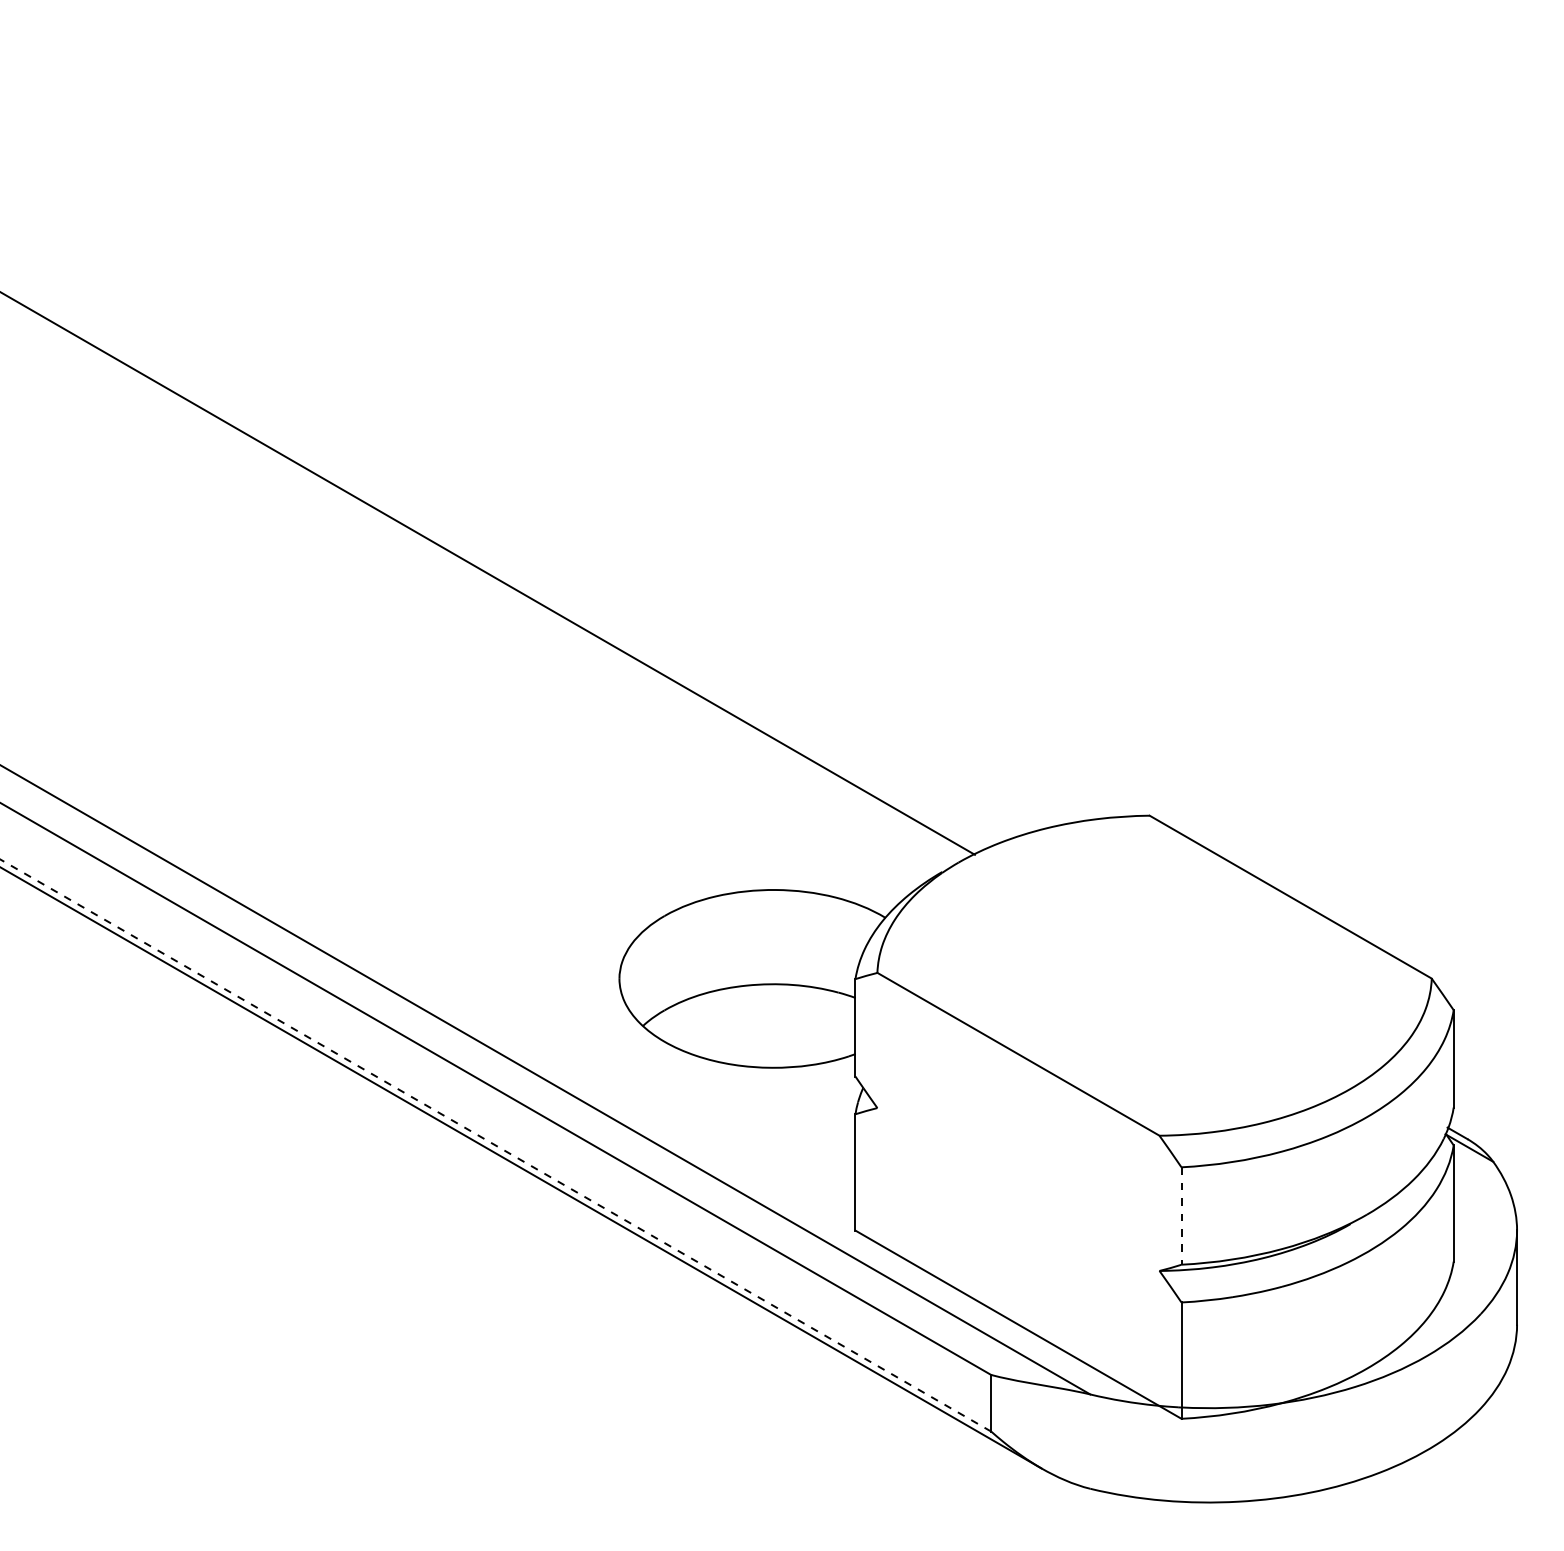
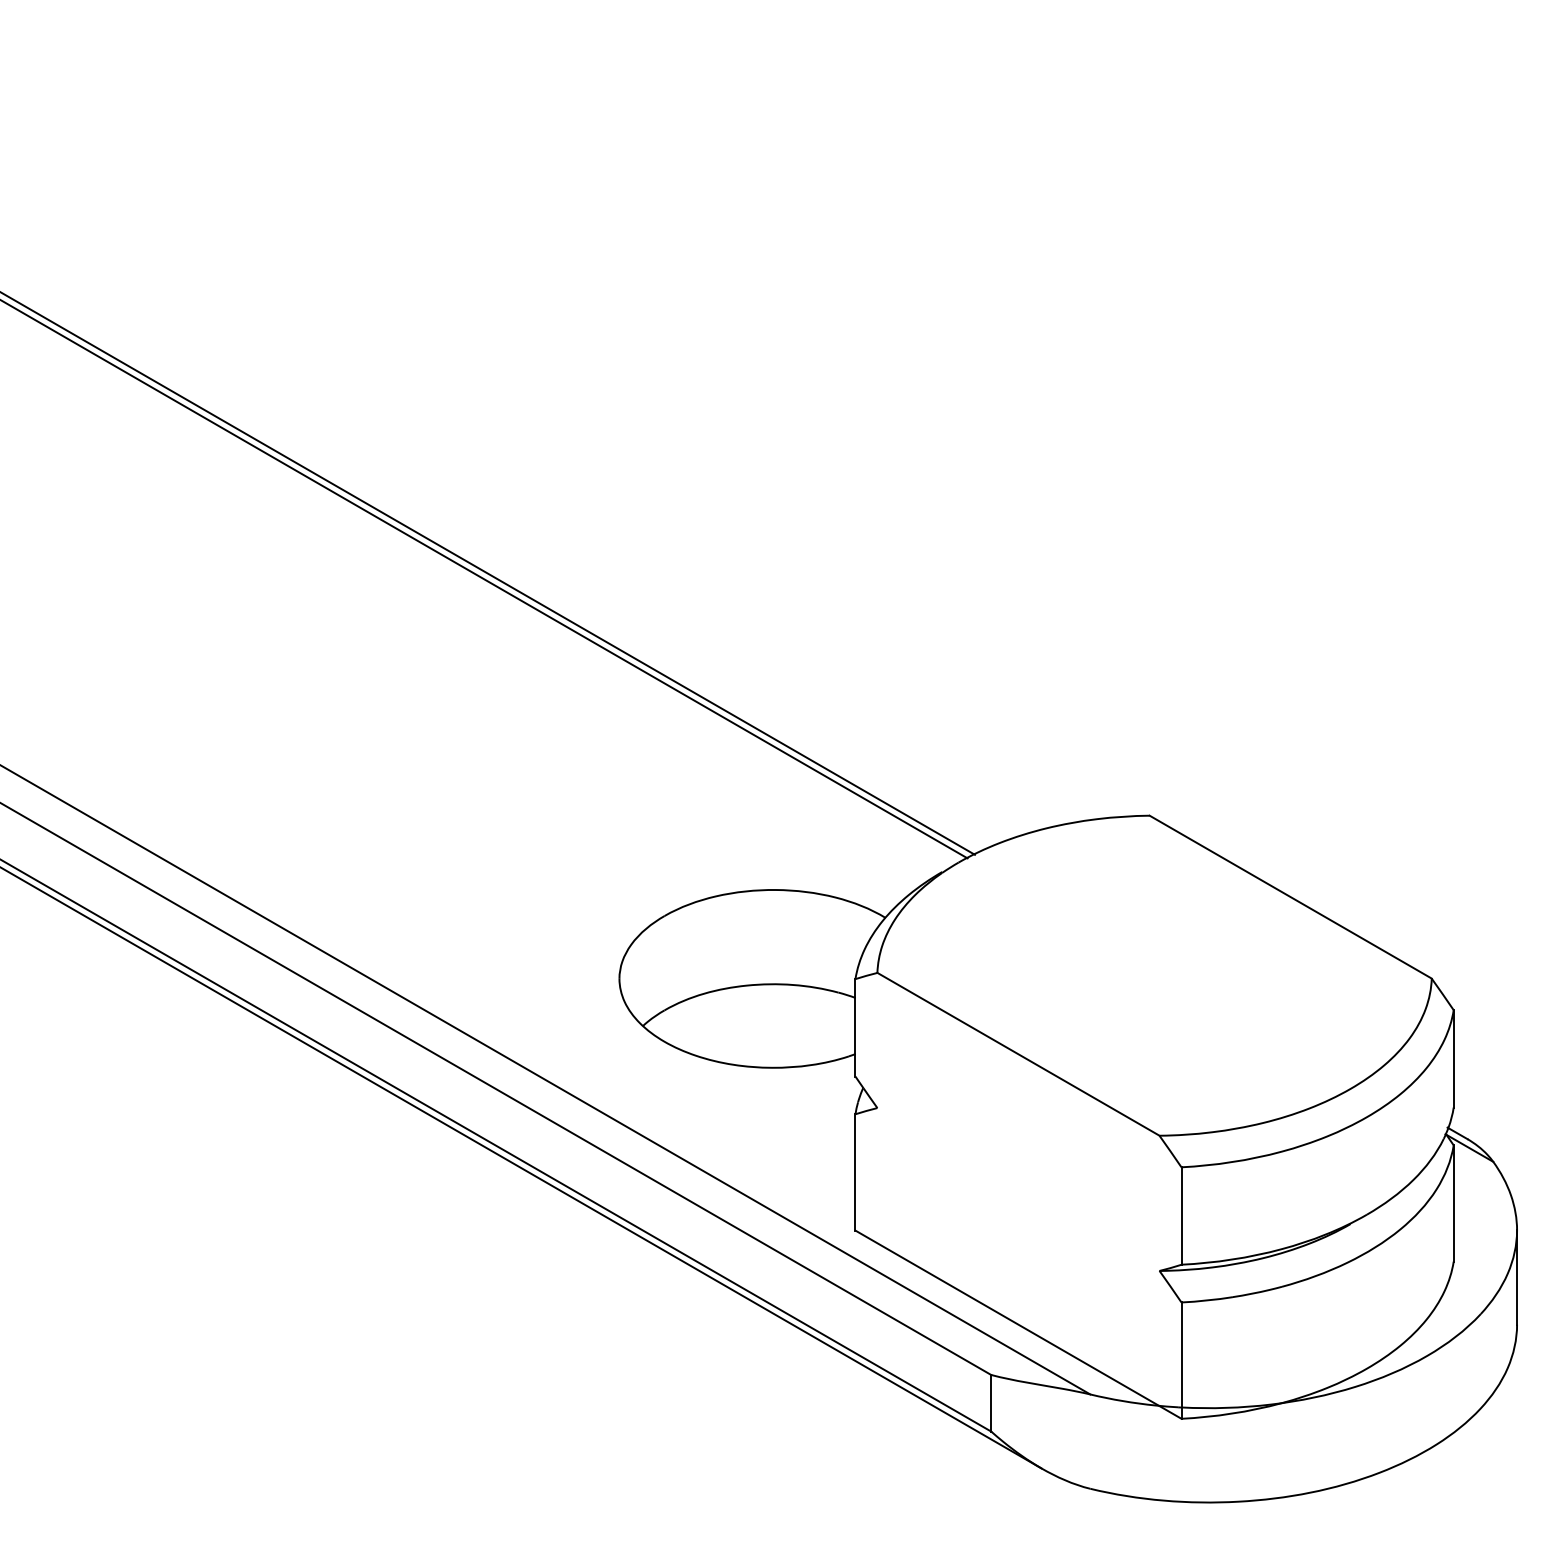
line: none -> present (484, 579)
line: dashed -> solid (495, 1145)
line: dashed -> solid (1181, 1216)
